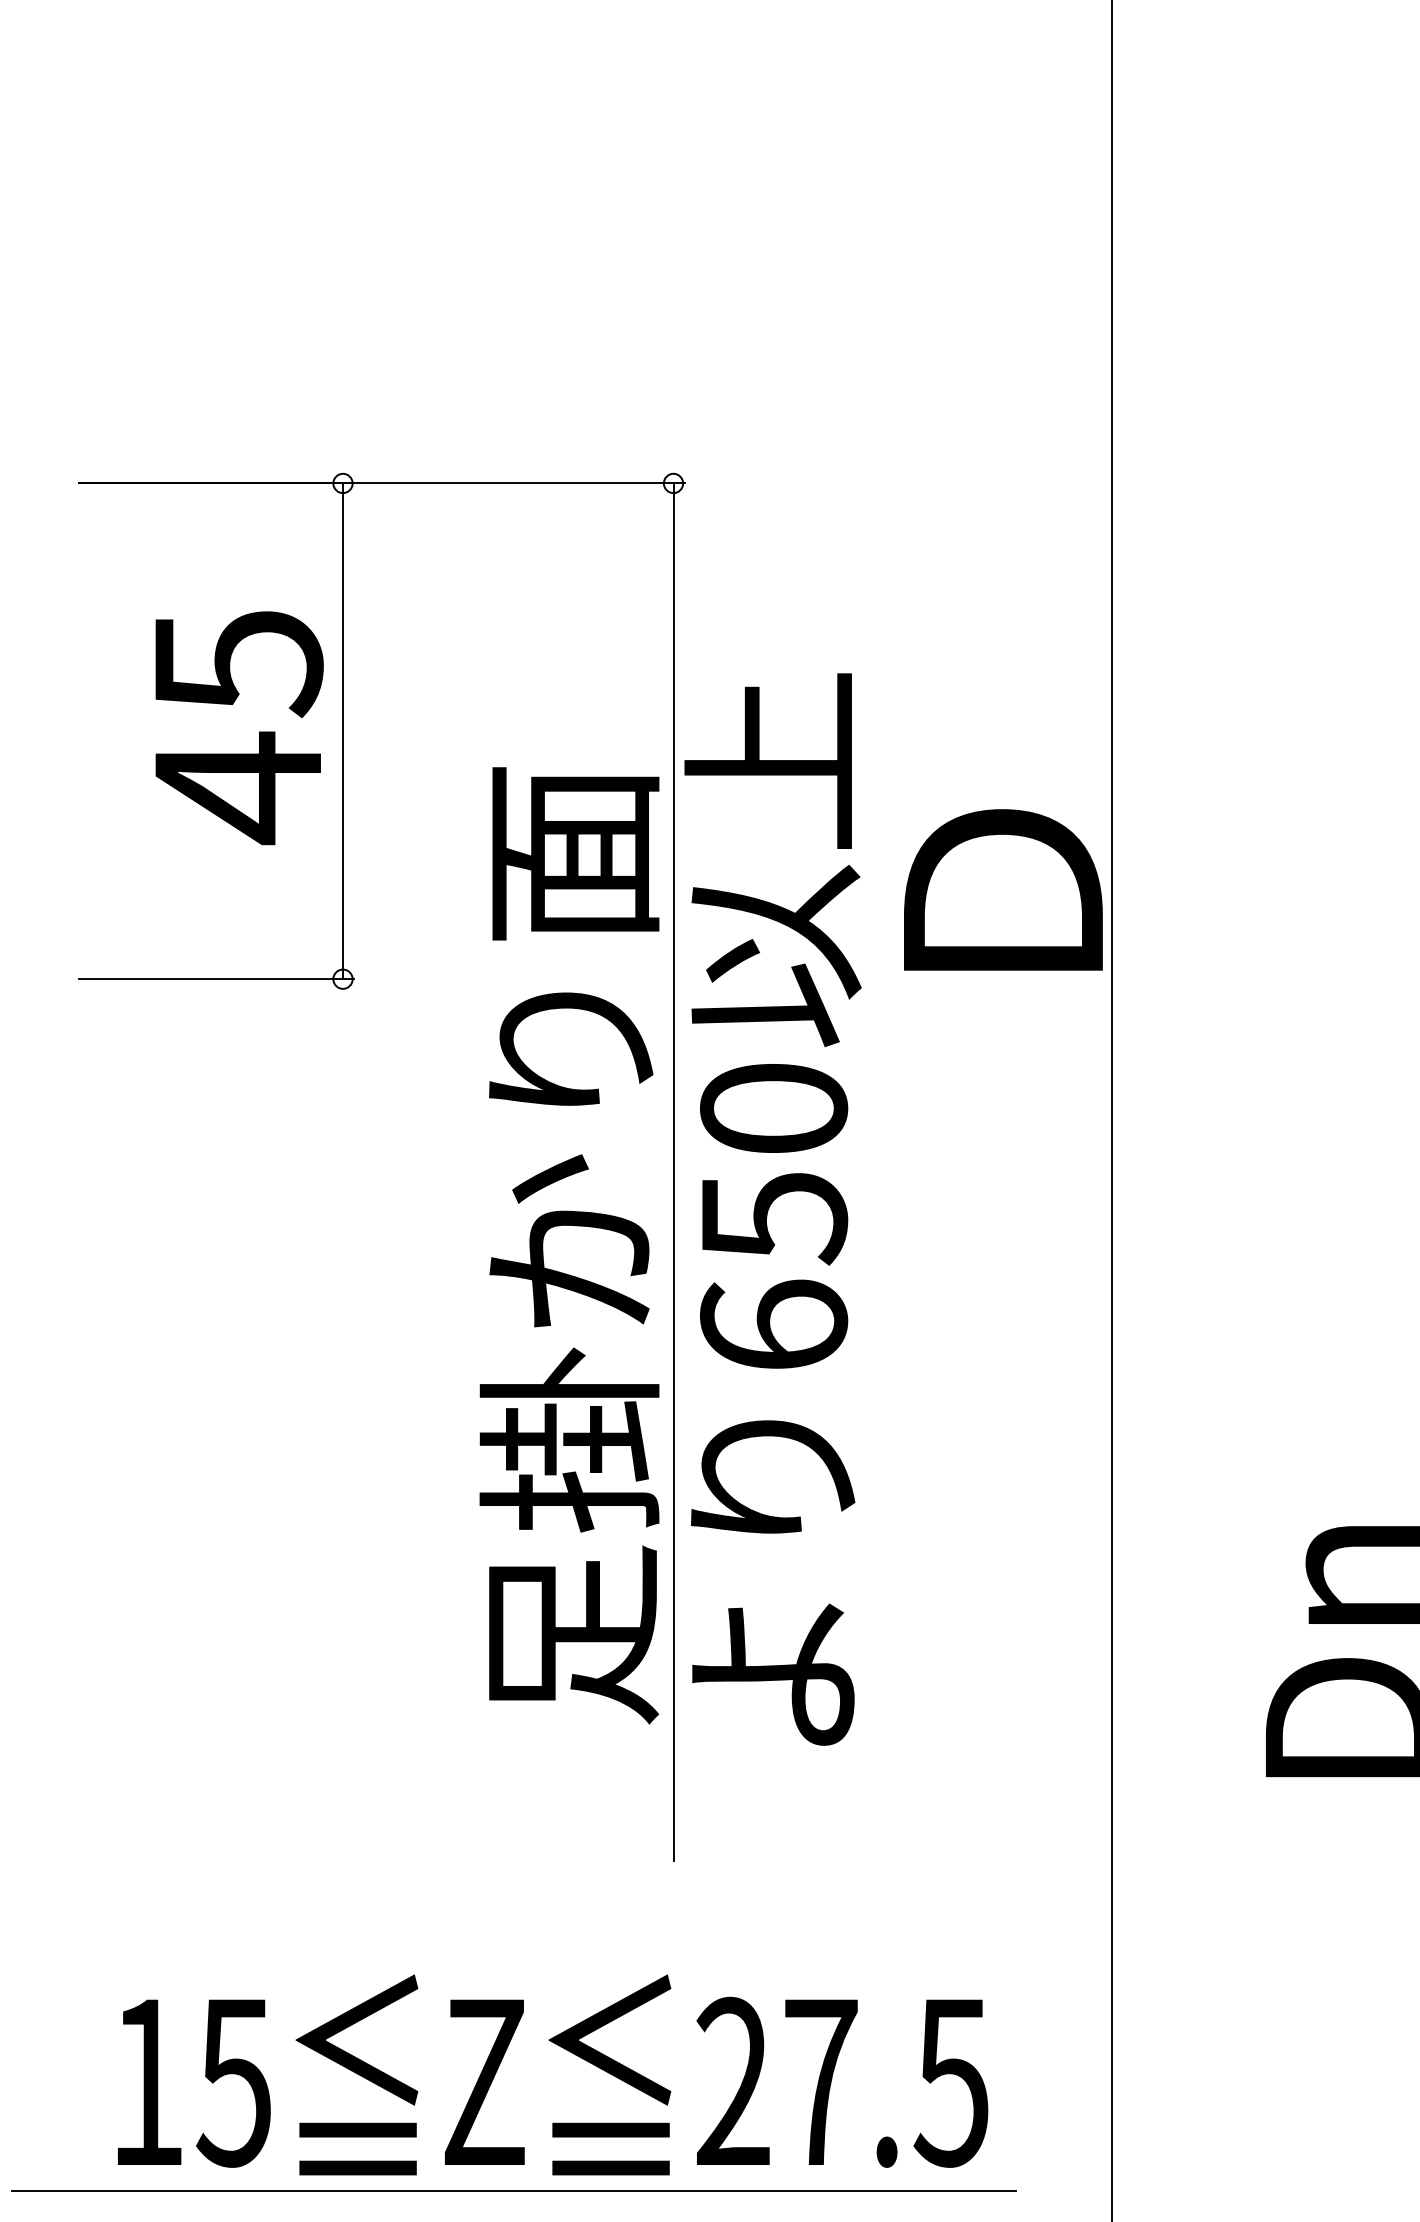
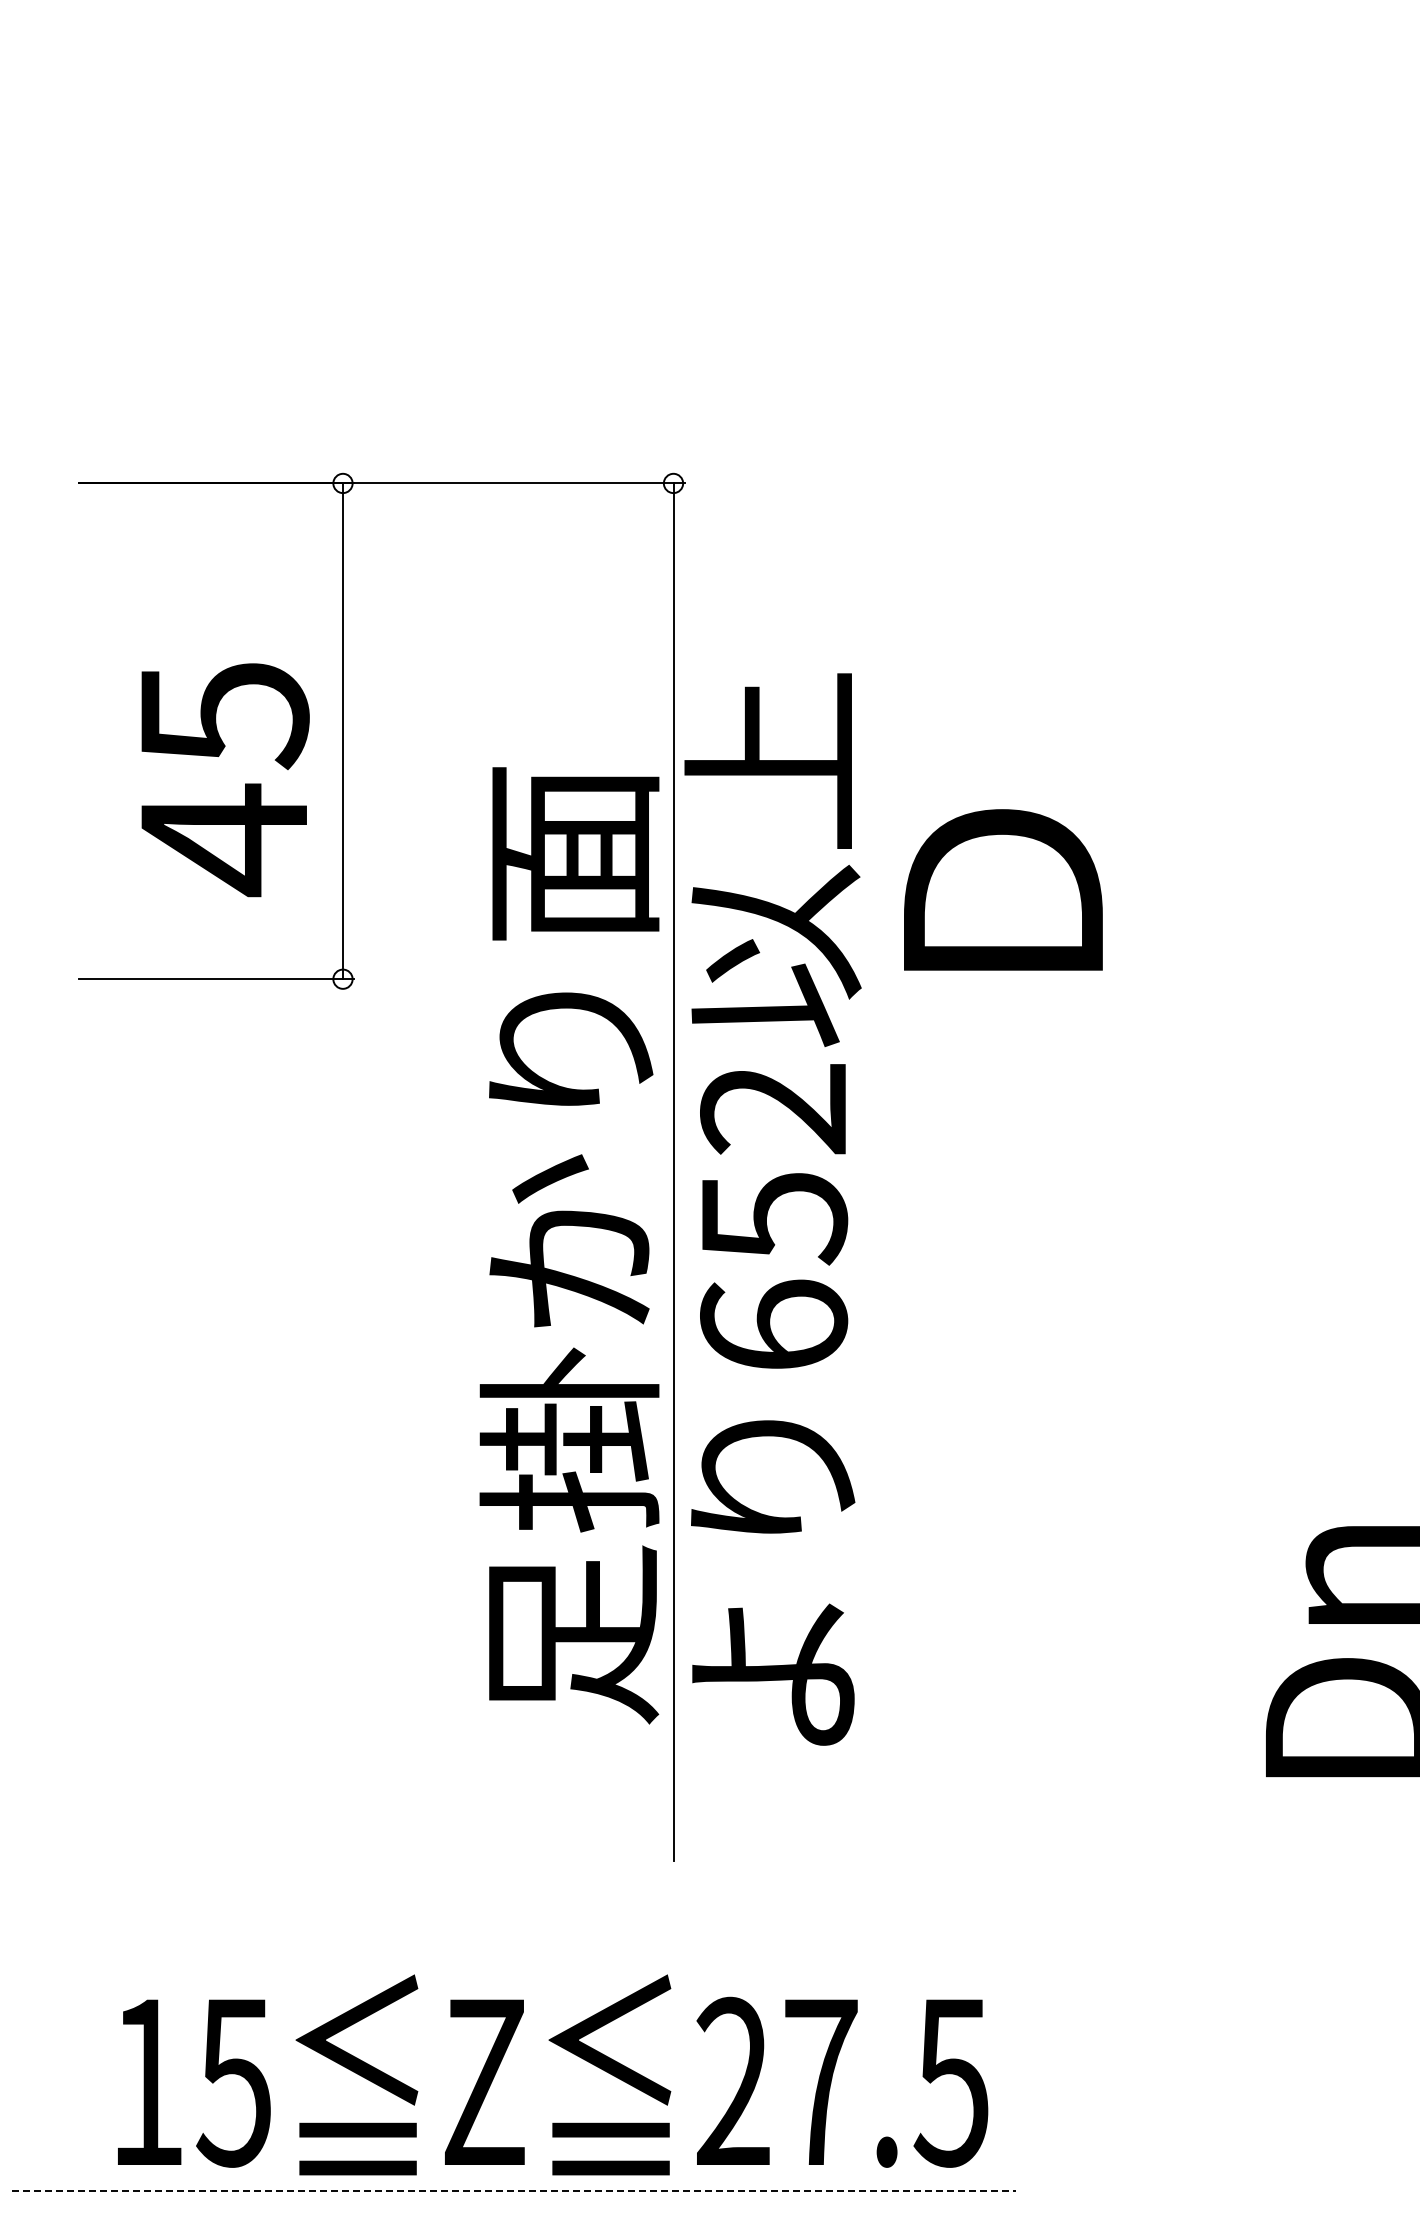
text position: (239, 728) -> (225, 780) (225, 780)
text: 650 -> 652 (774, 1109)
line: present -> none (1111, 1110)
line: solid -> dashed (514, 2191)
